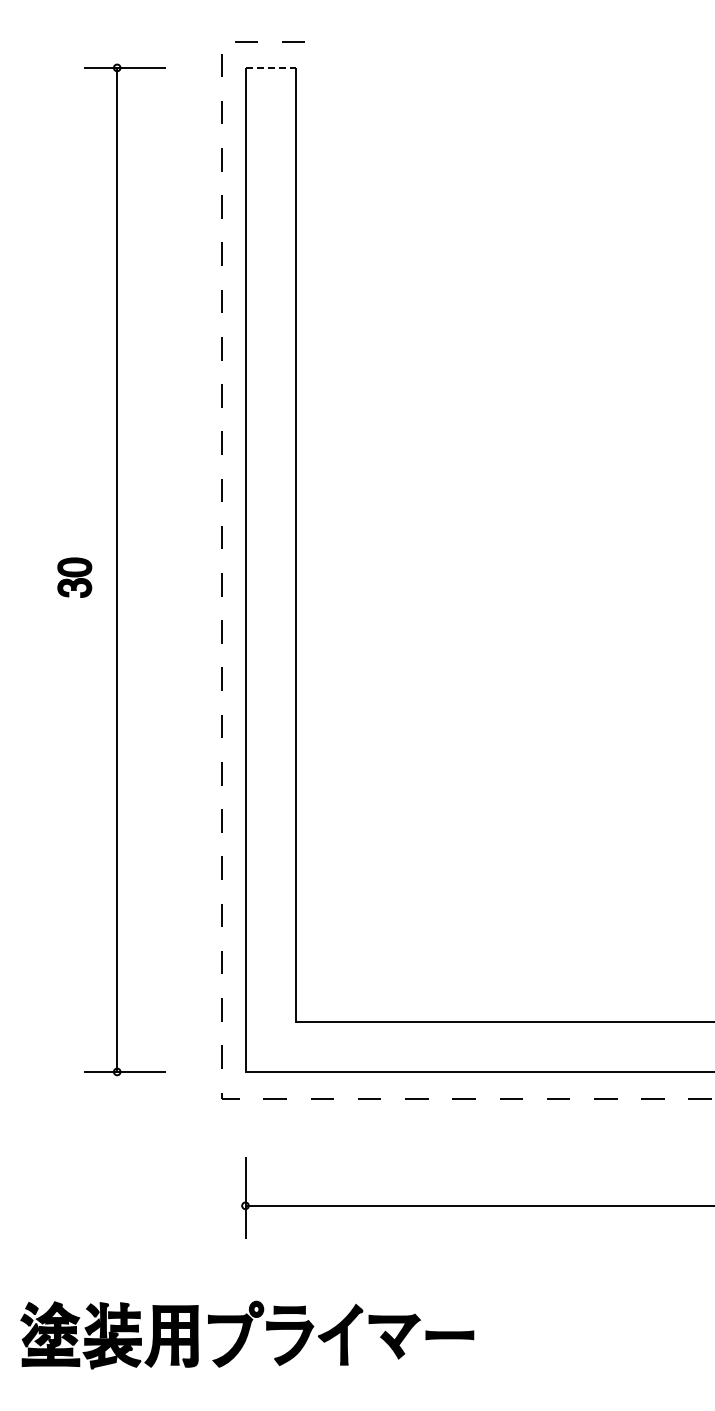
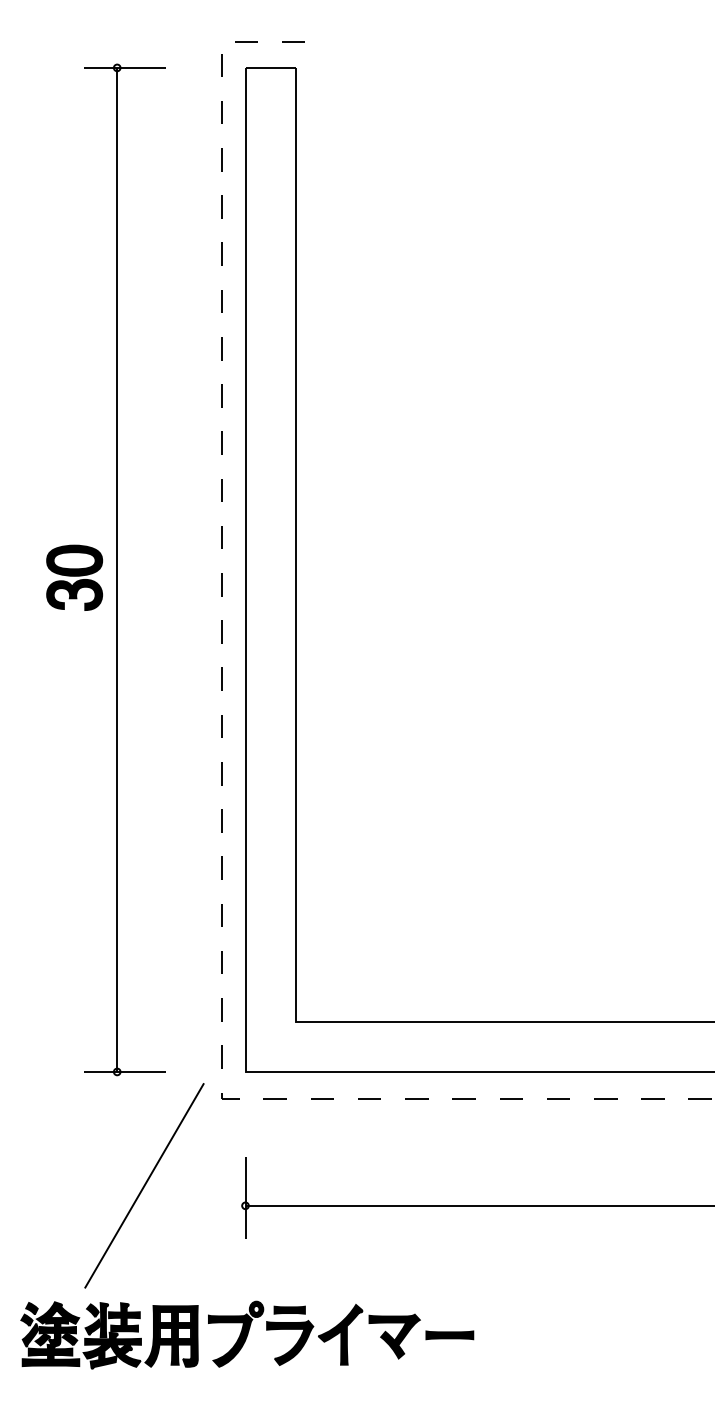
line: dashed -> solid (271, 67)
part size: 36x41 px -> 58x67 px (74, 577)
line: none -> present (144, 1185)
